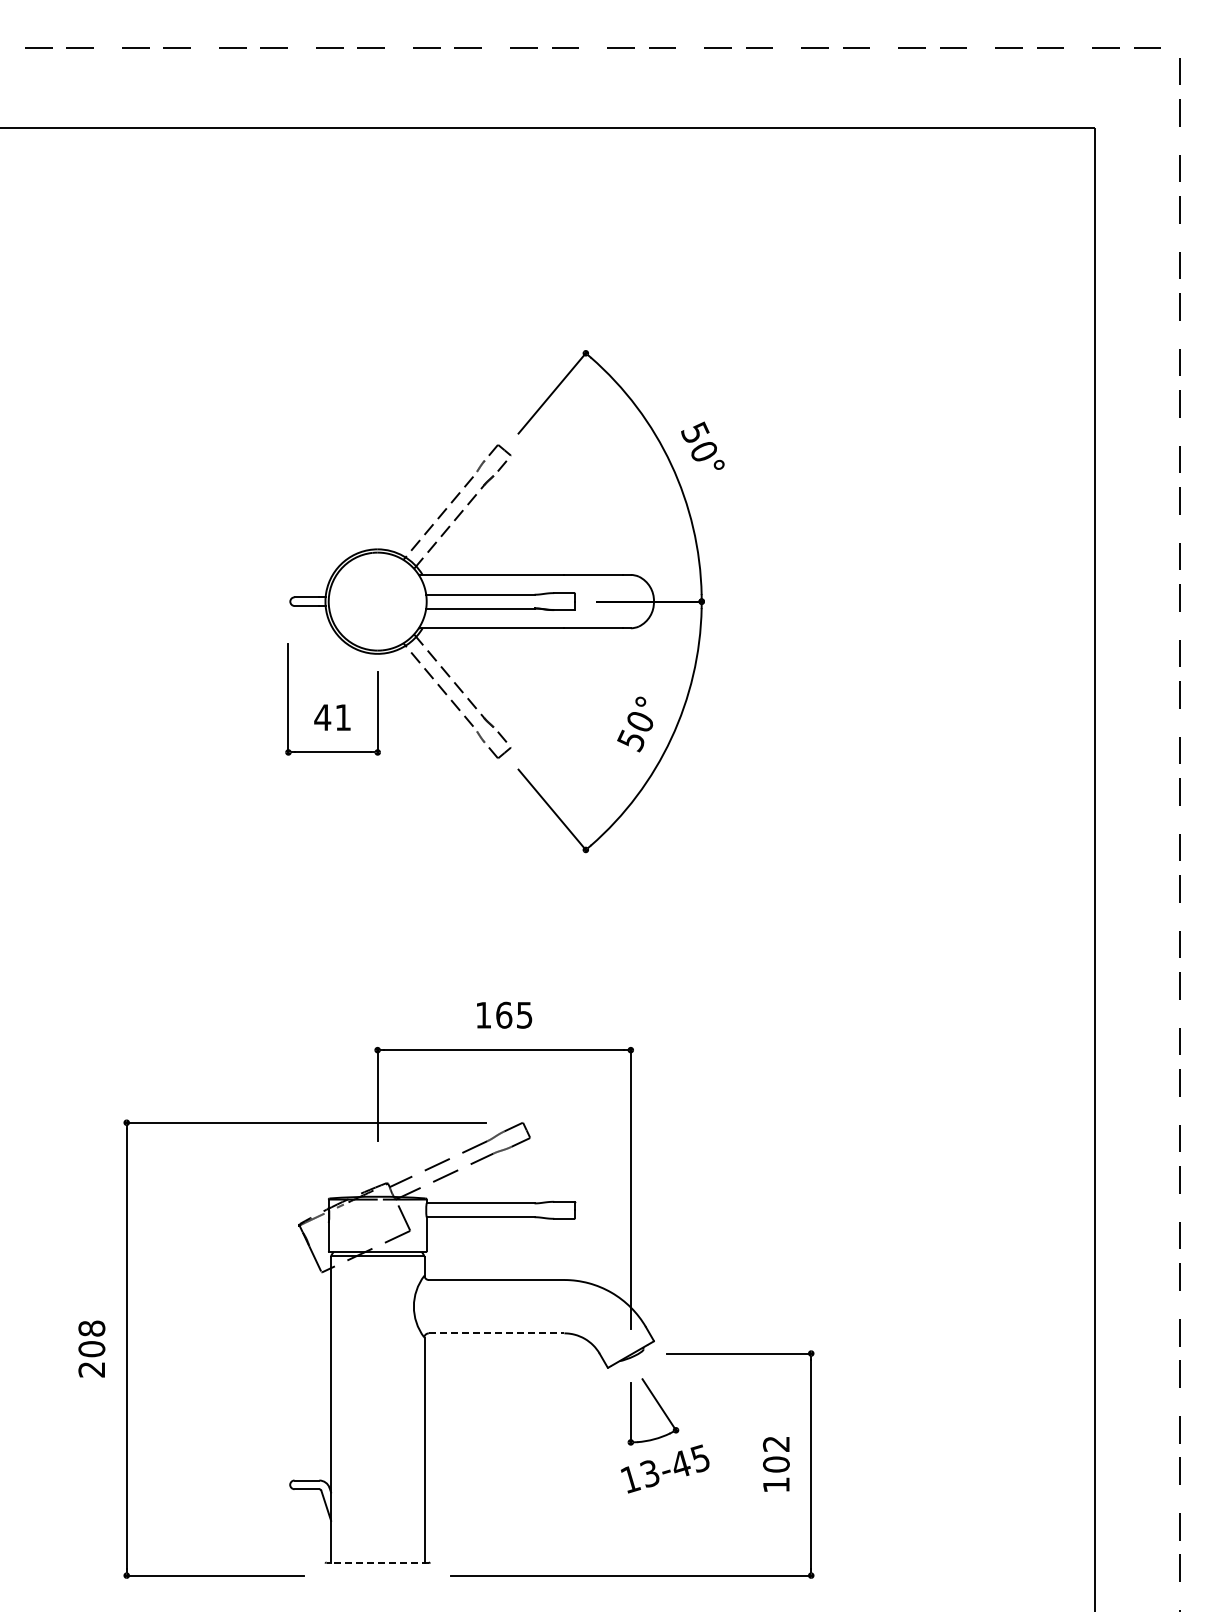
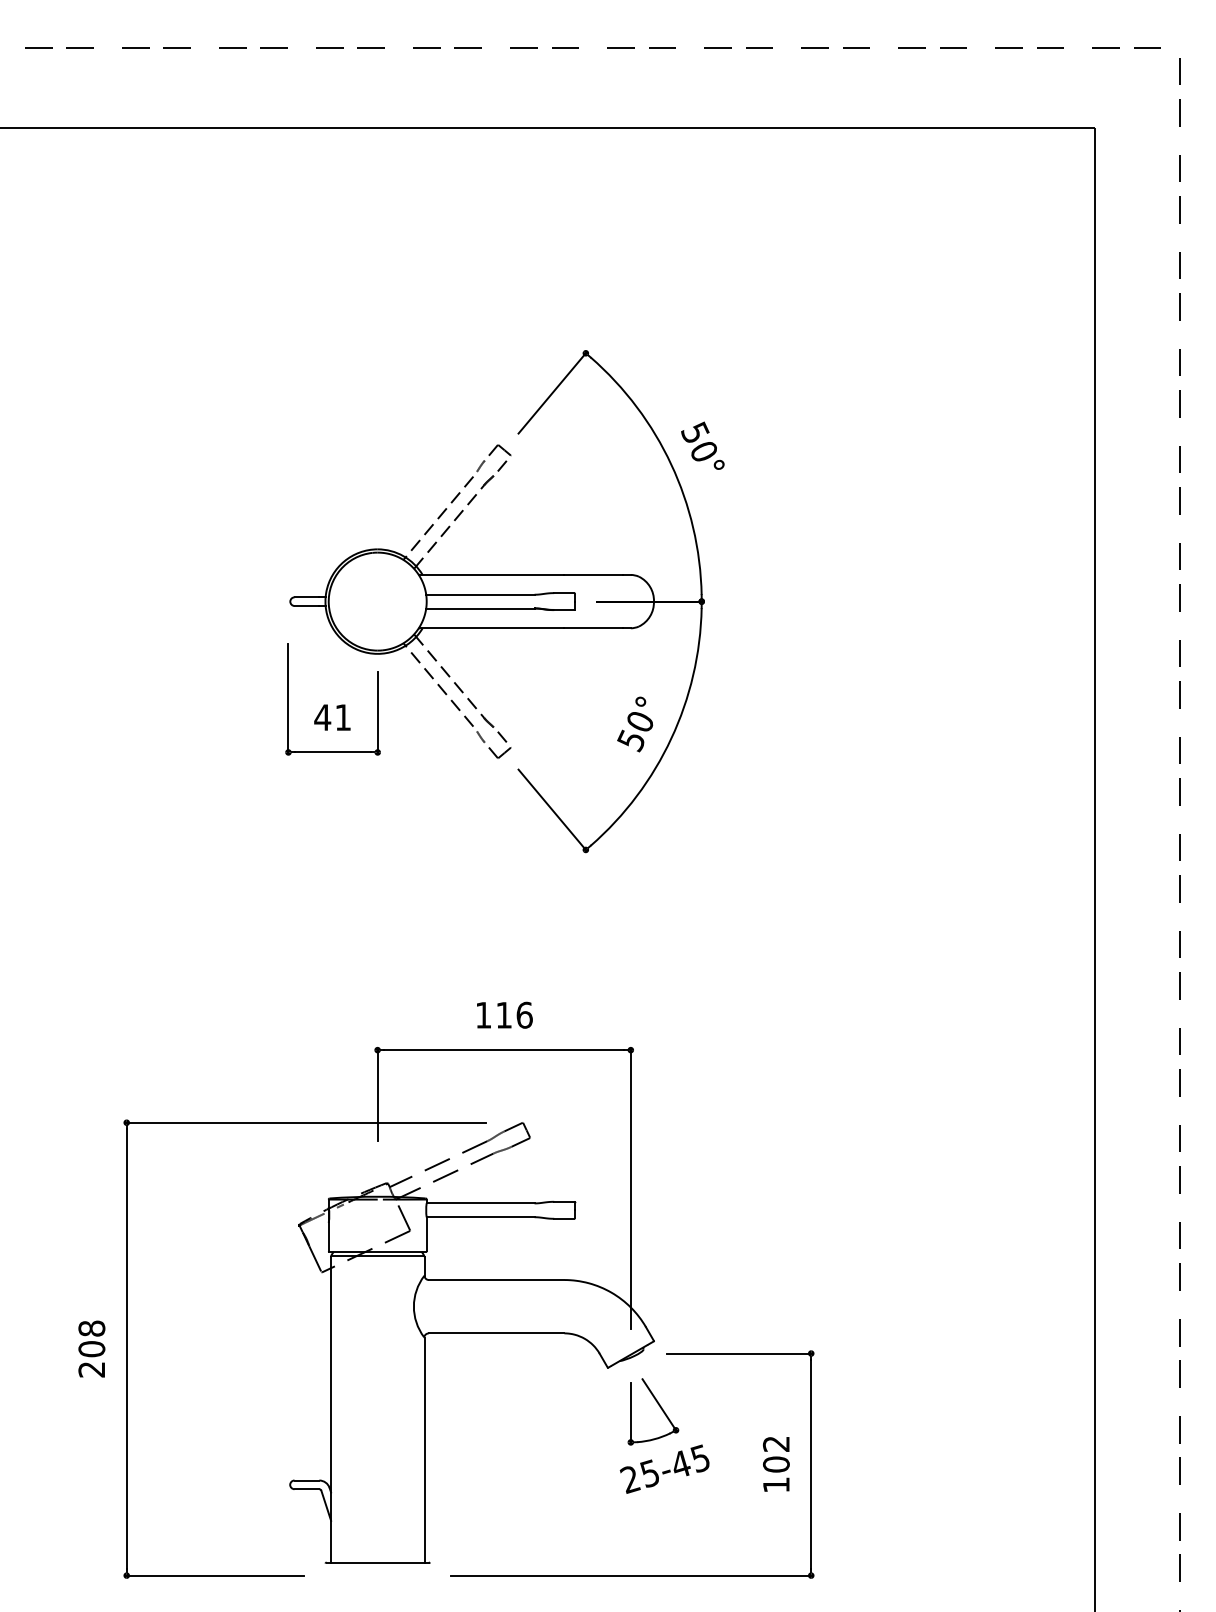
text: 165 -> 116 (514, 1014)
line: dashed -> solid (496, 1333)
text: 13-45 -> 25-45 (639, 1476)
line: dashed -> solid (377, 1562)
